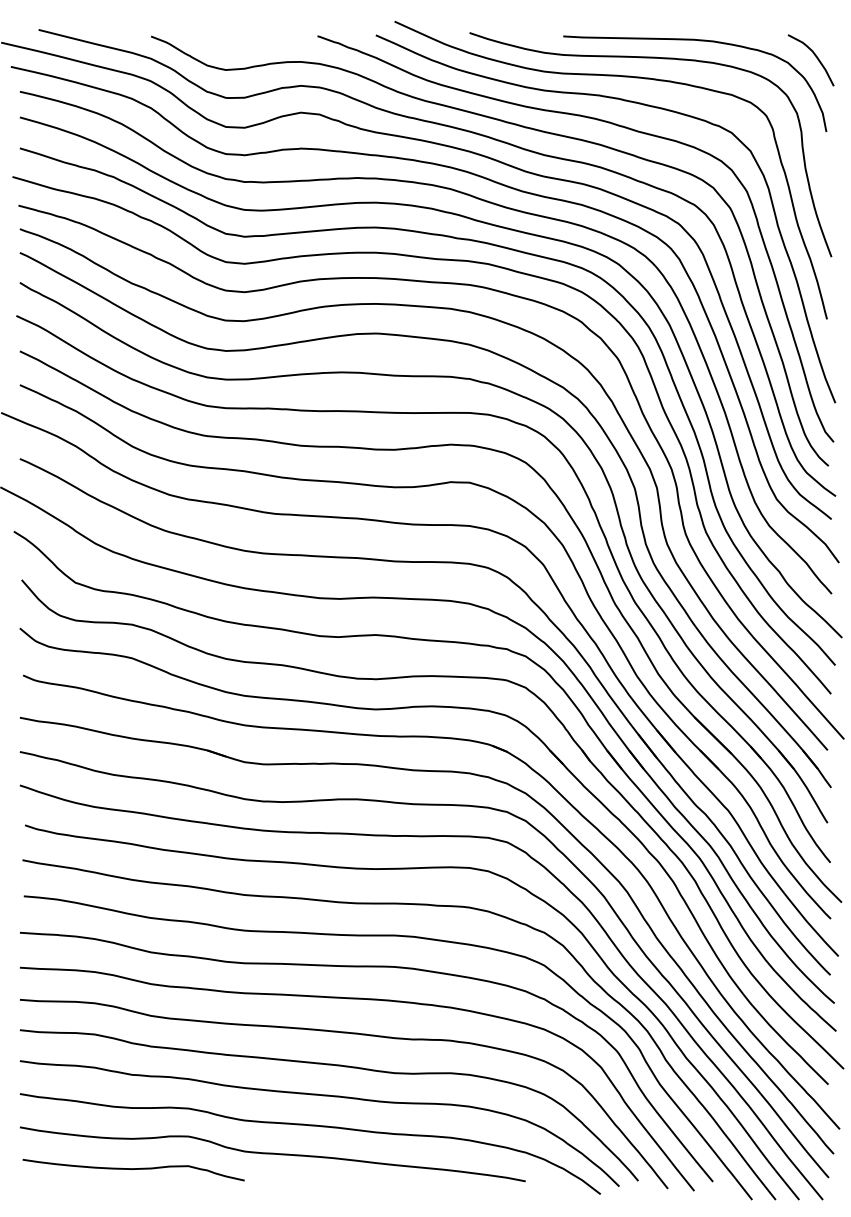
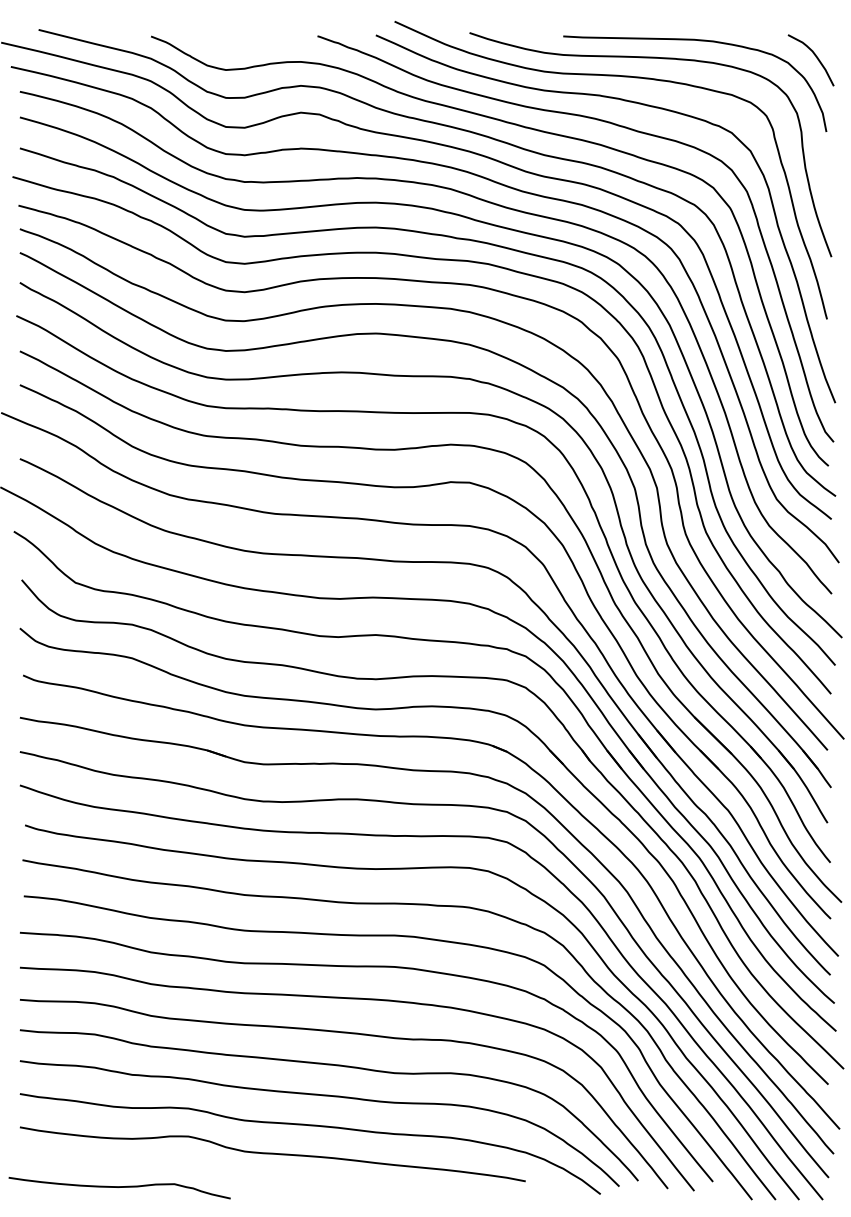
curve position: (133, 1169) -> (119, 1187) (119, 1187)
